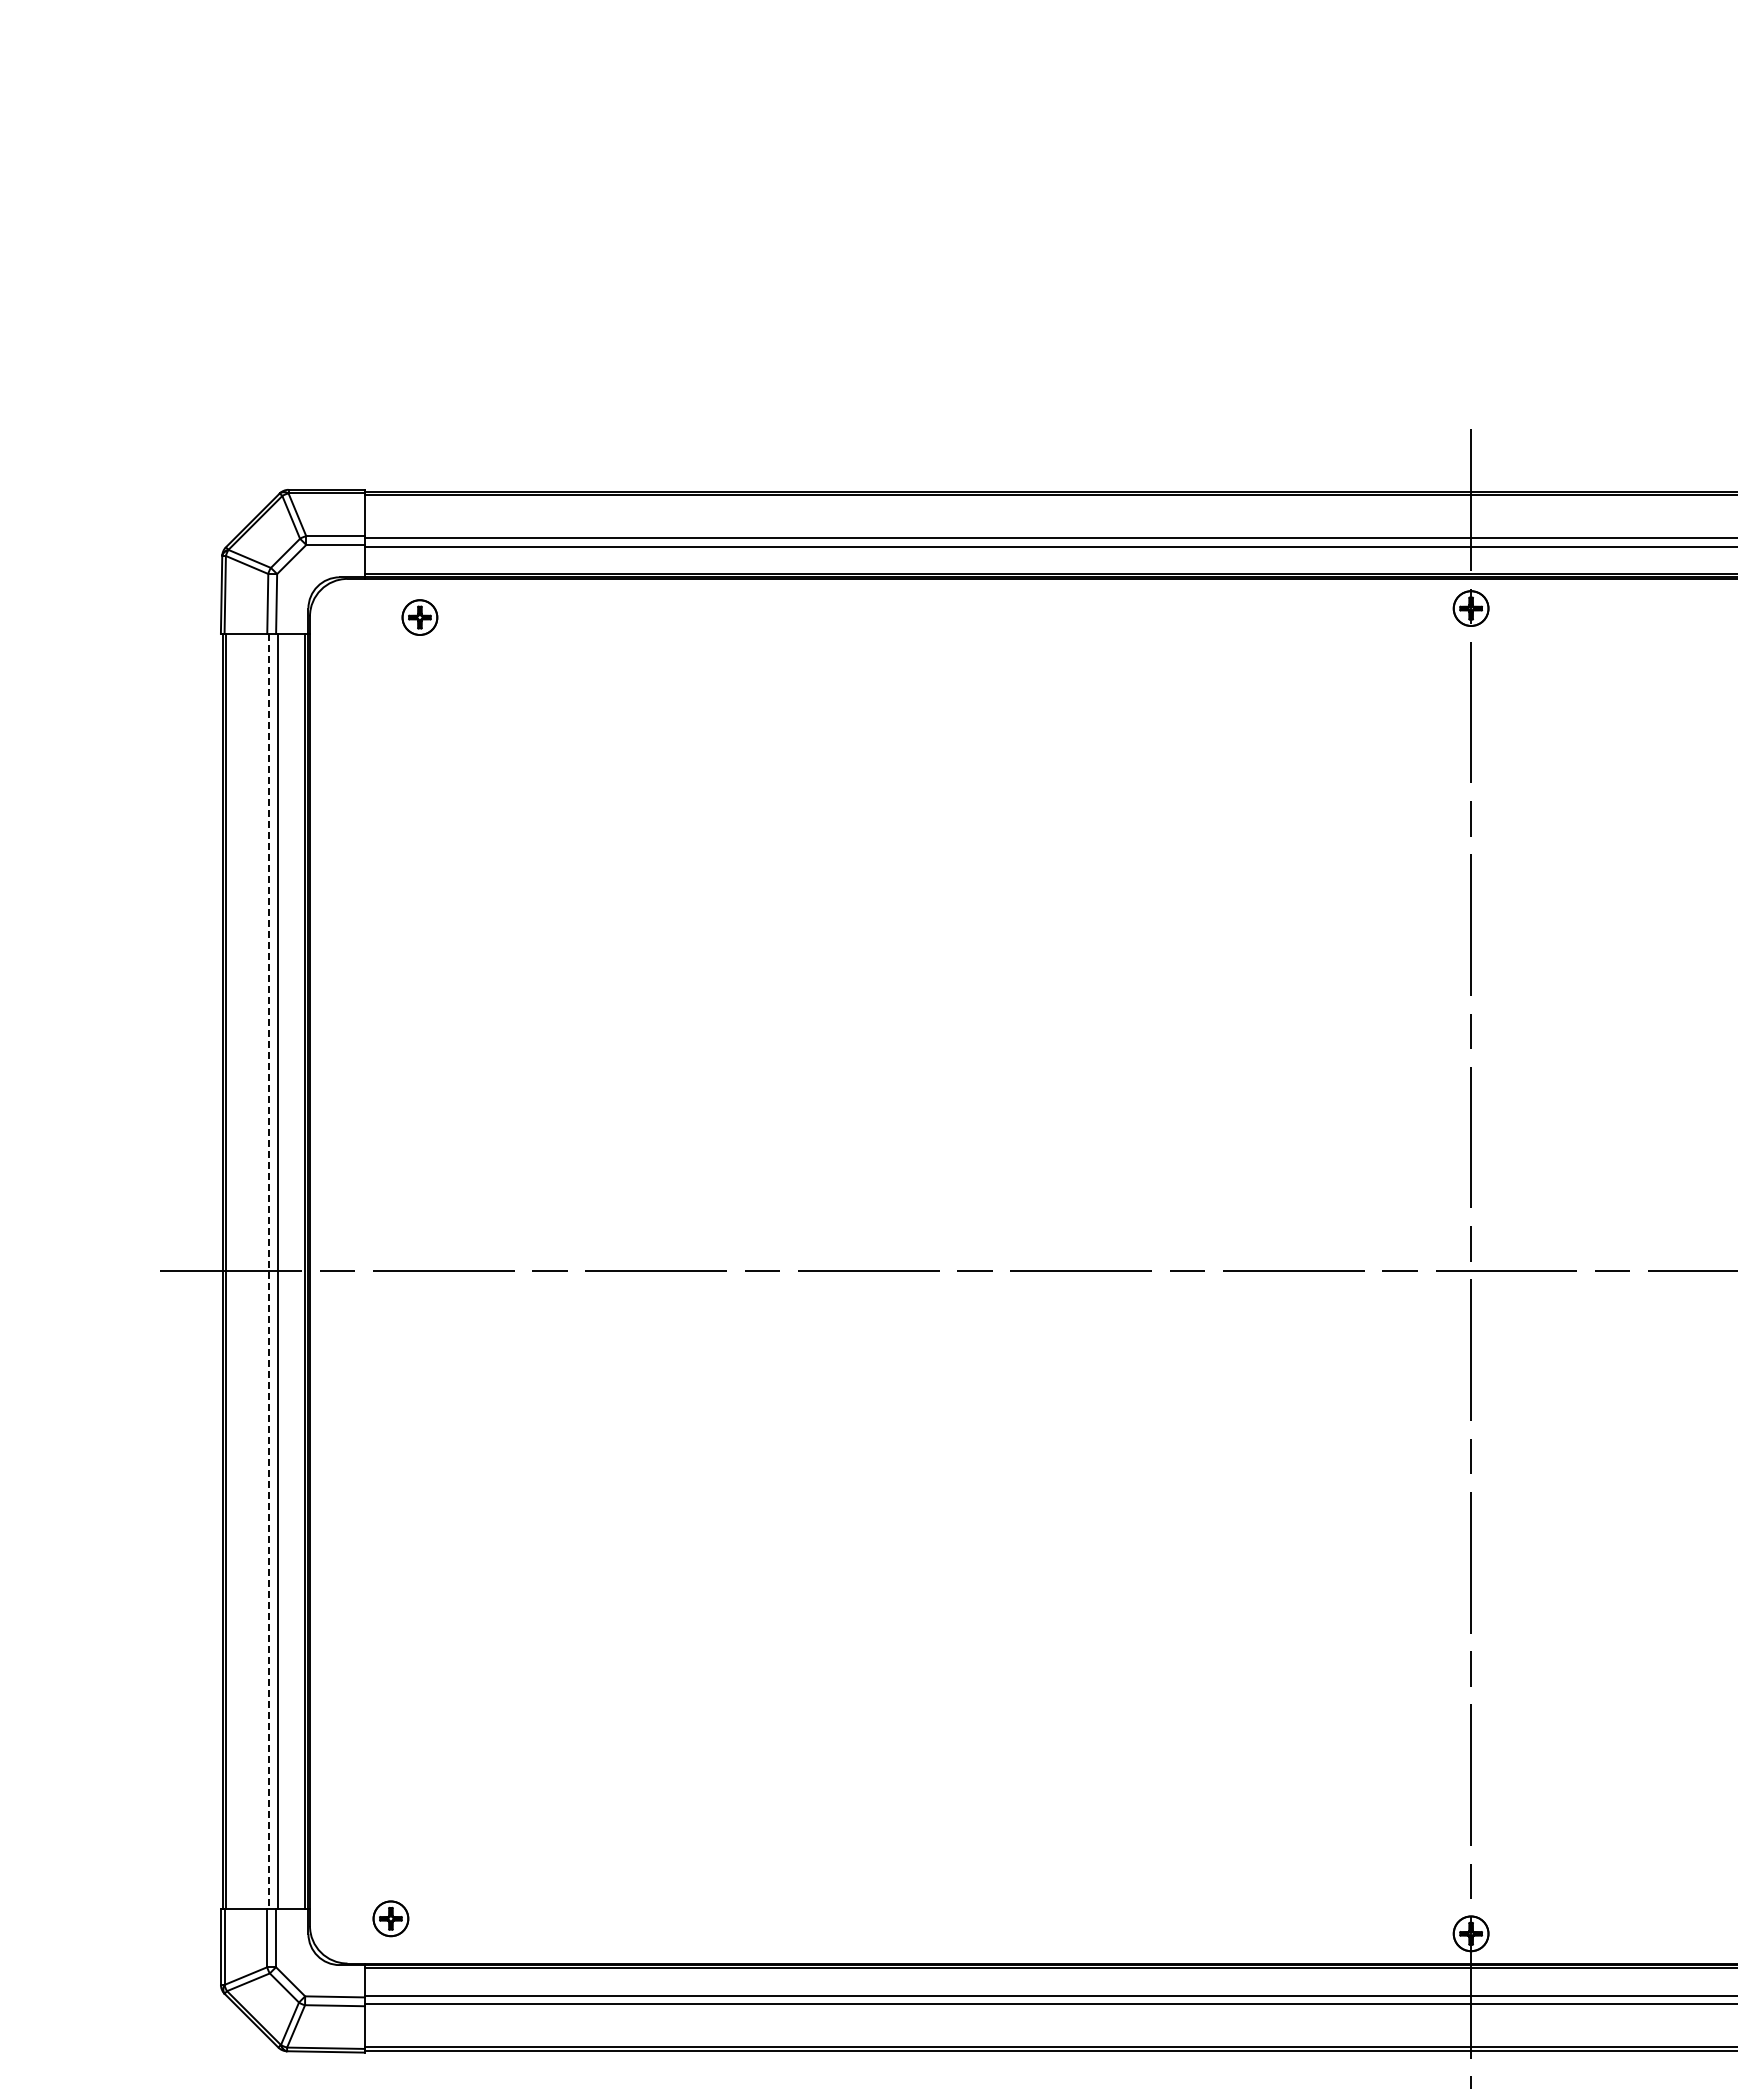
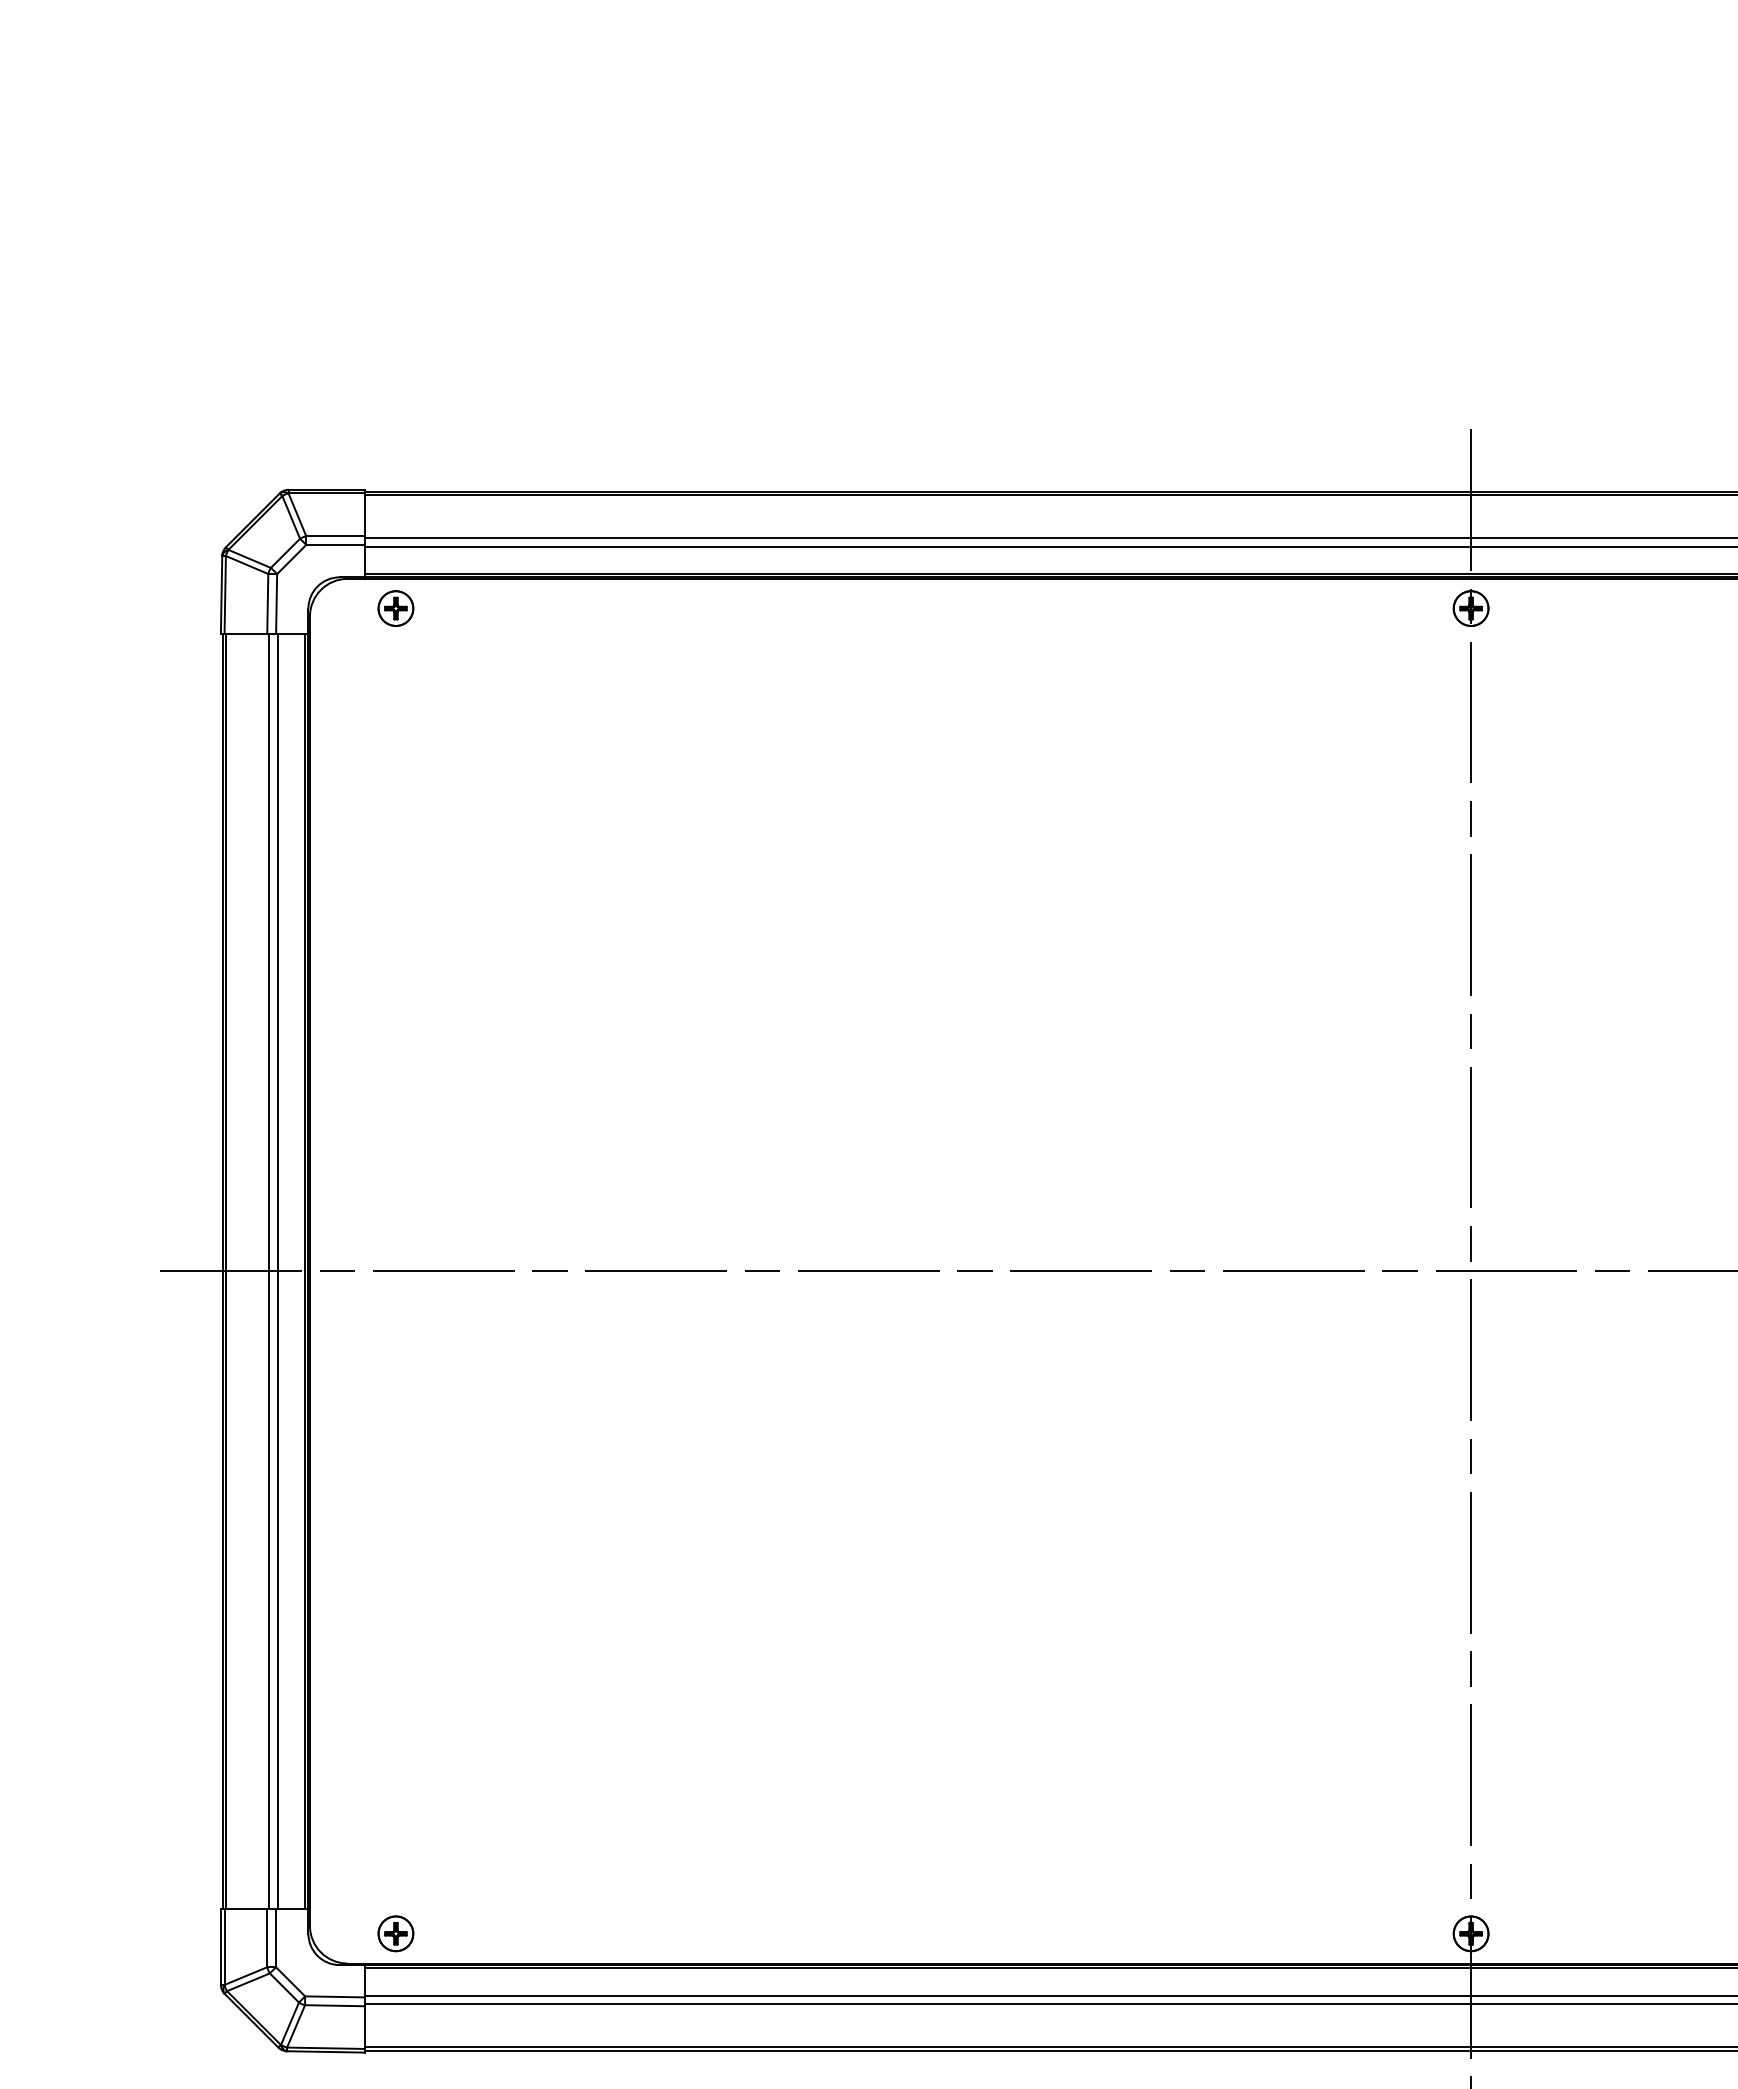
part position: (419, 617) -> (395, 608) (395, 608)
line: dashed -> solid (269, 1271)
part position: (390, 1918) -> (395, 1933) (395, 1933)
